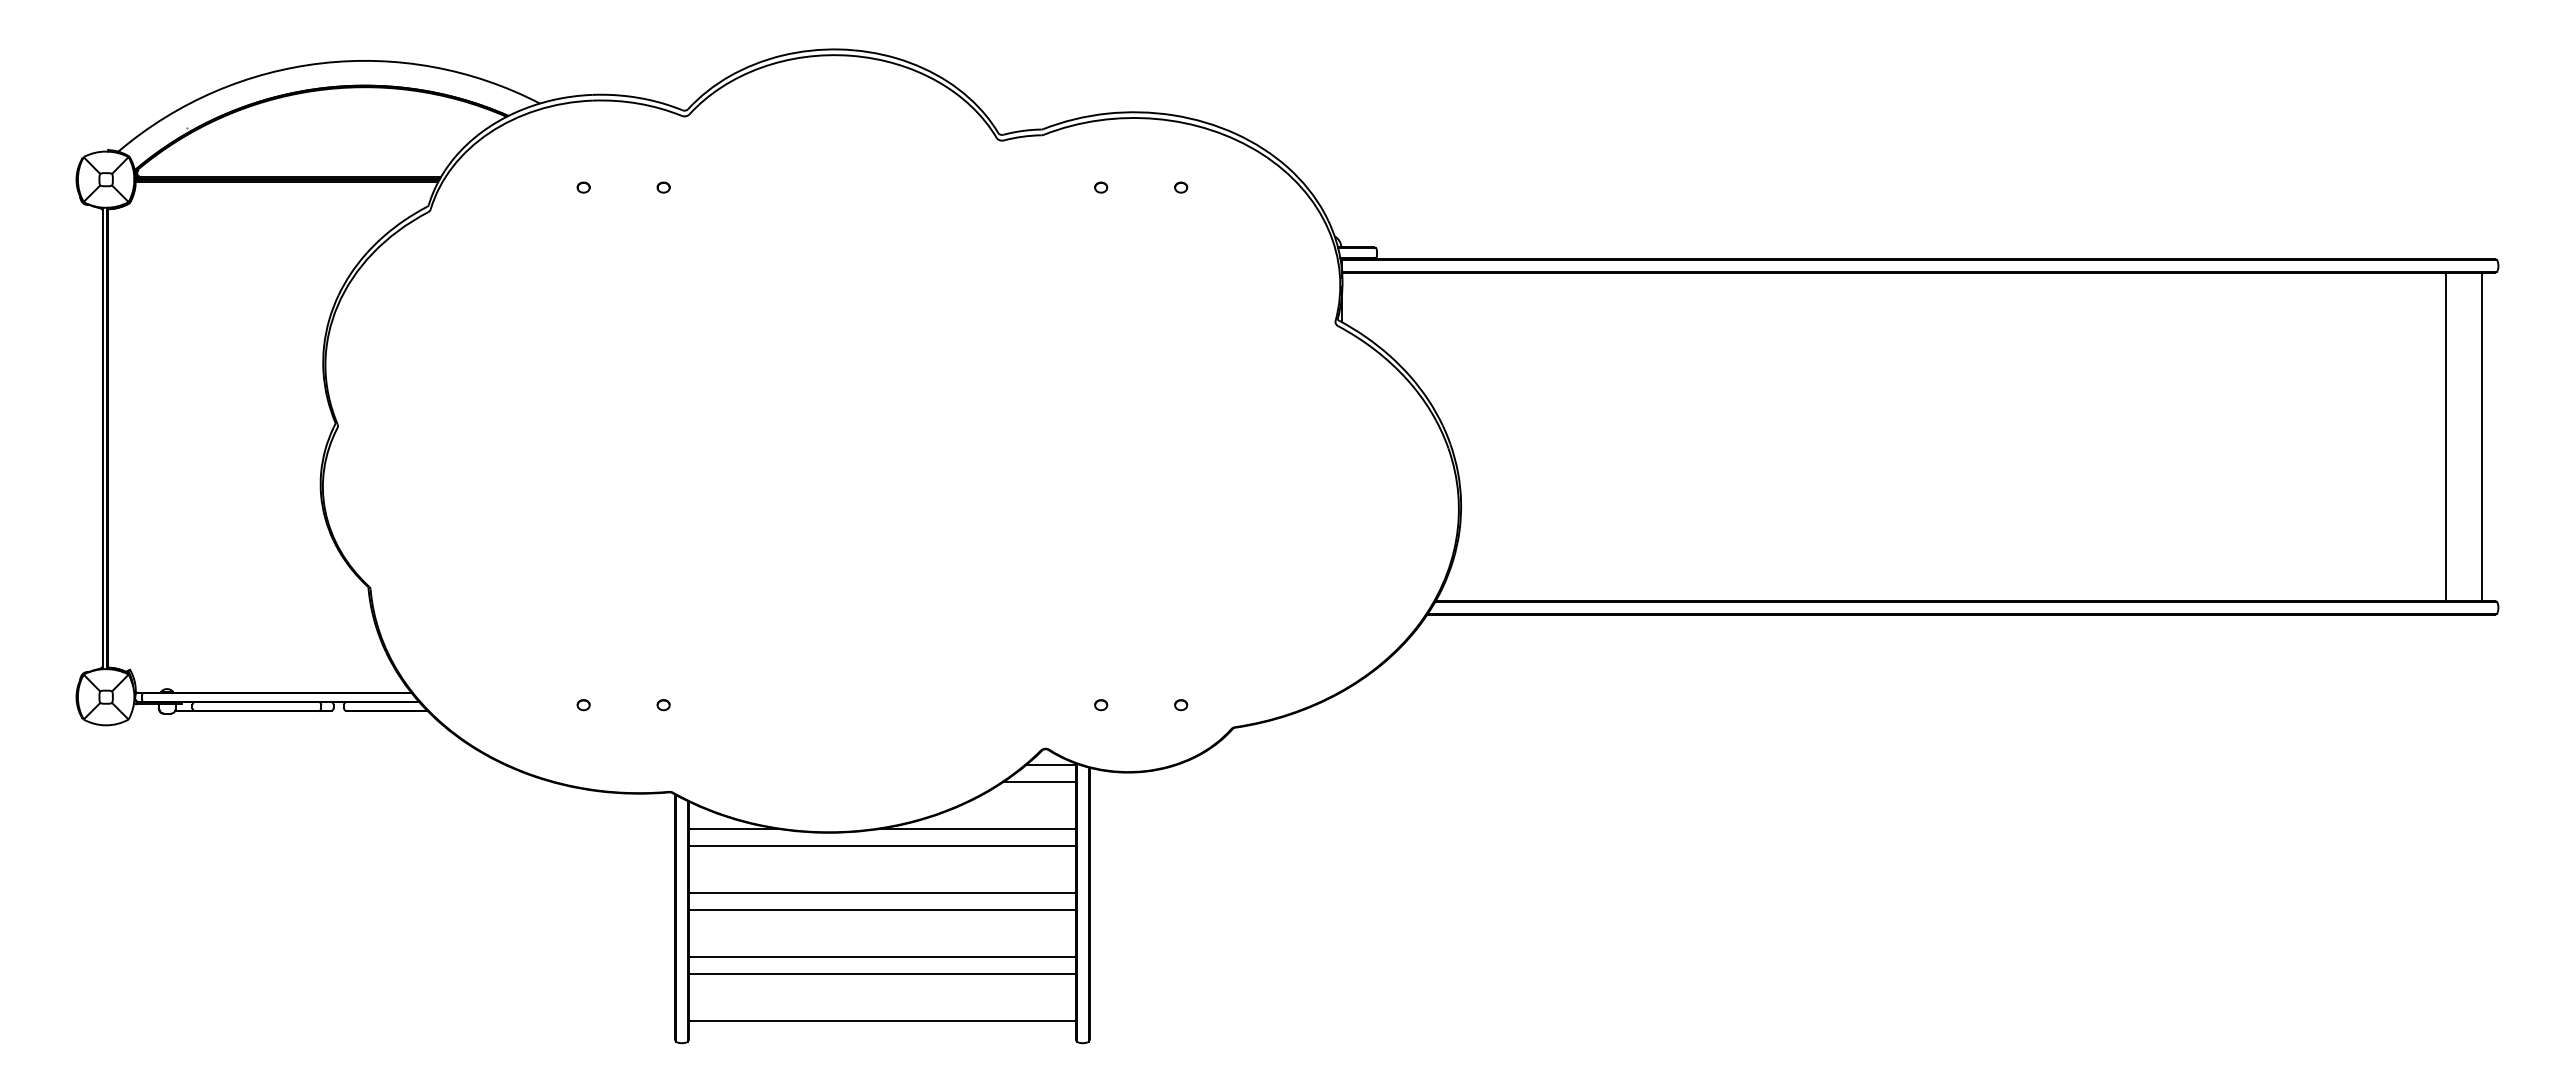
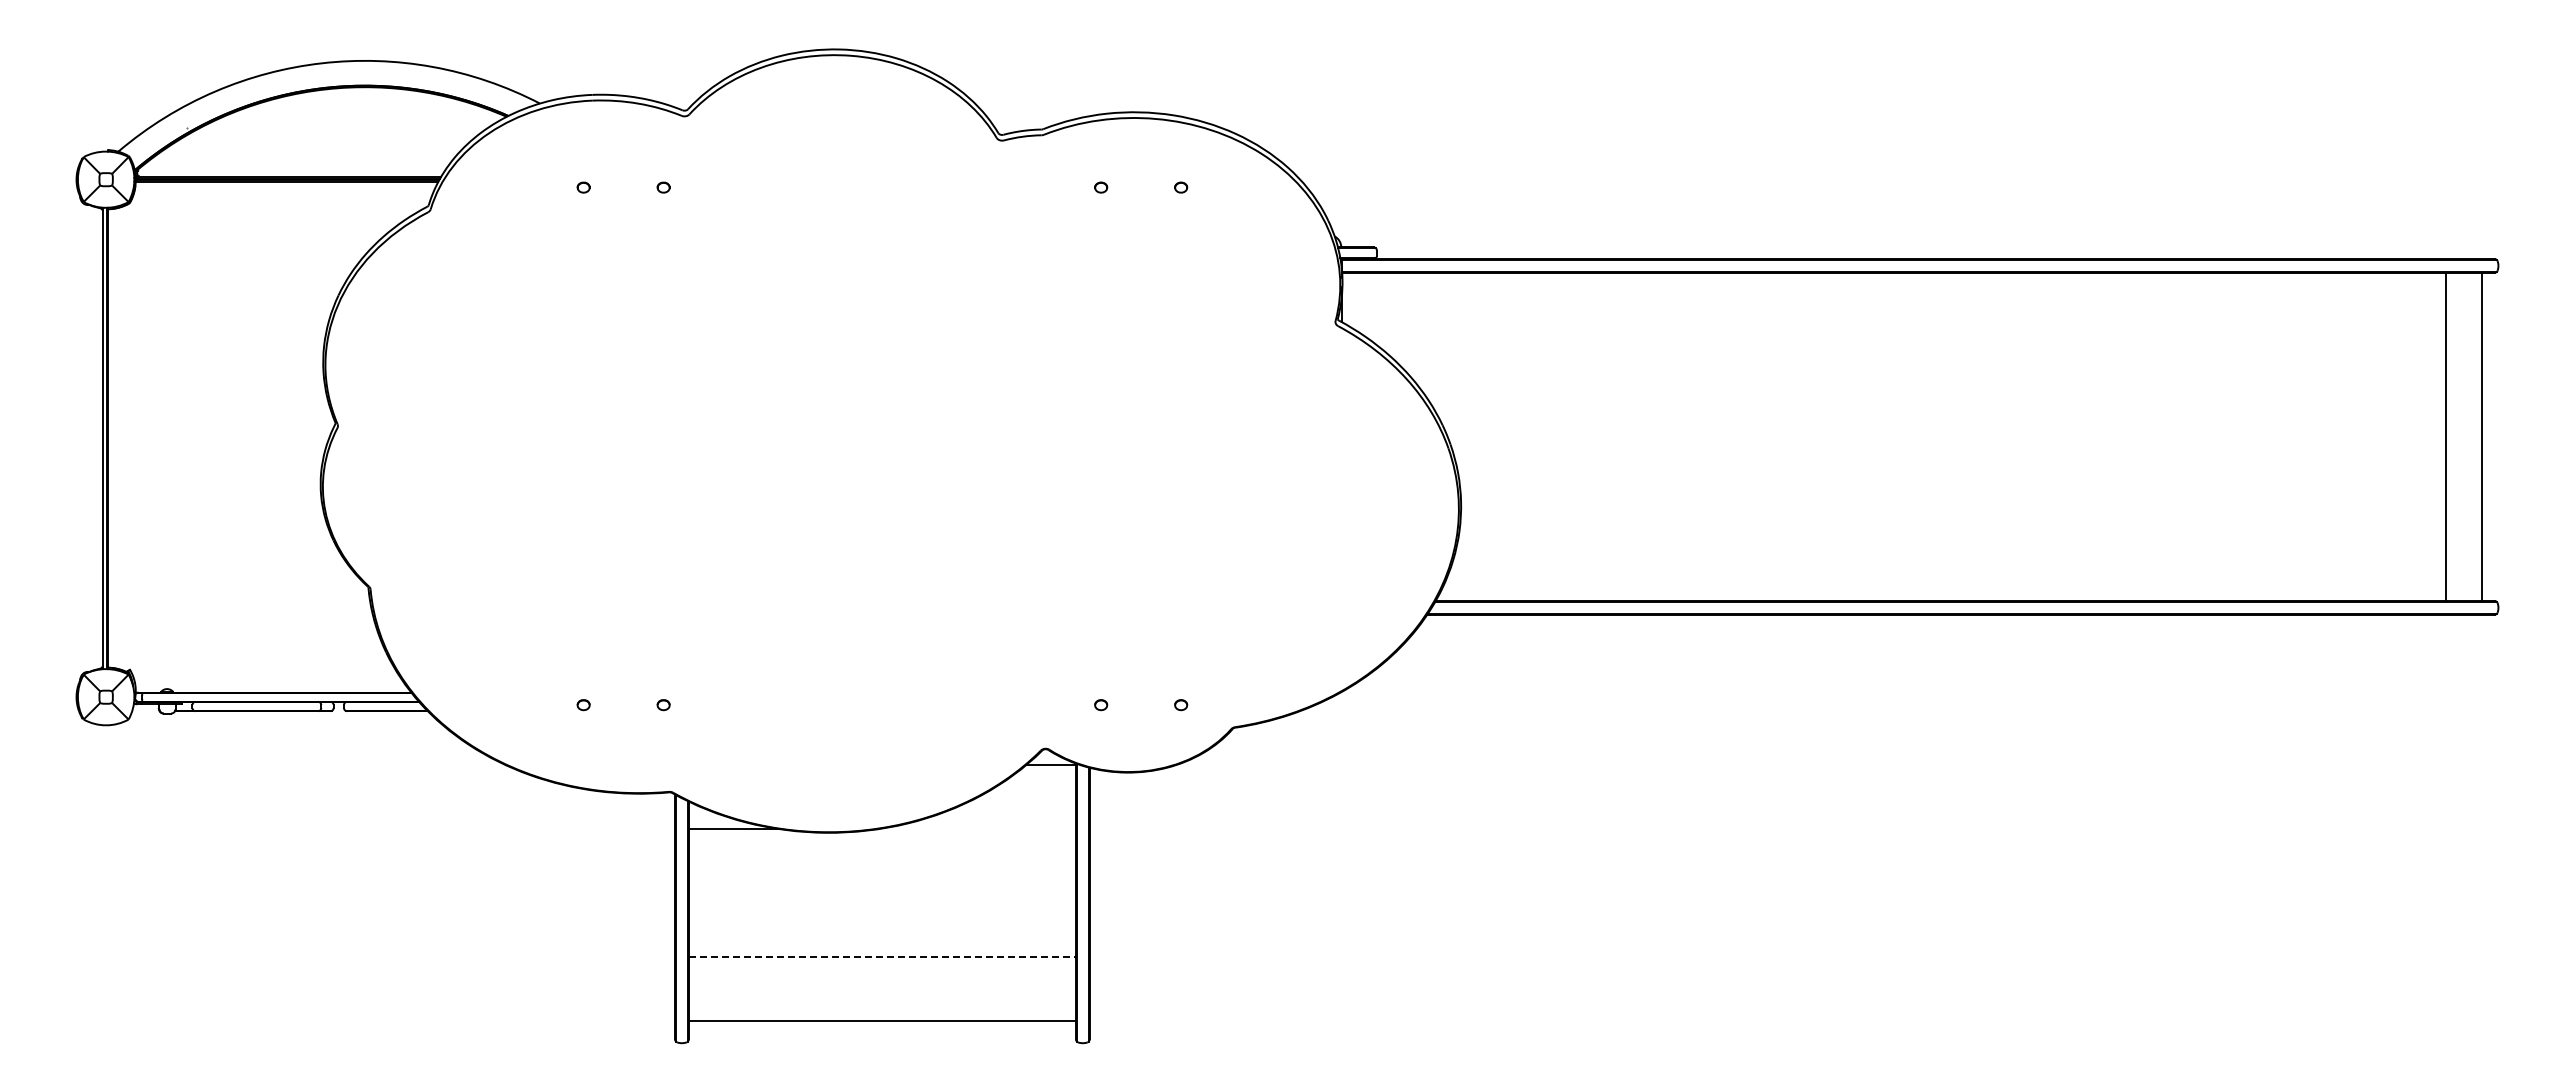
line: present -> none (1039, 781)
line: present -> none (978, 828)
line: present -> none (882, 845)
line: present -> none (882, 892)
line: present -> none (882, 909)
line: solid -> dashed (882, 956)
line: present -> none (882, 973)
